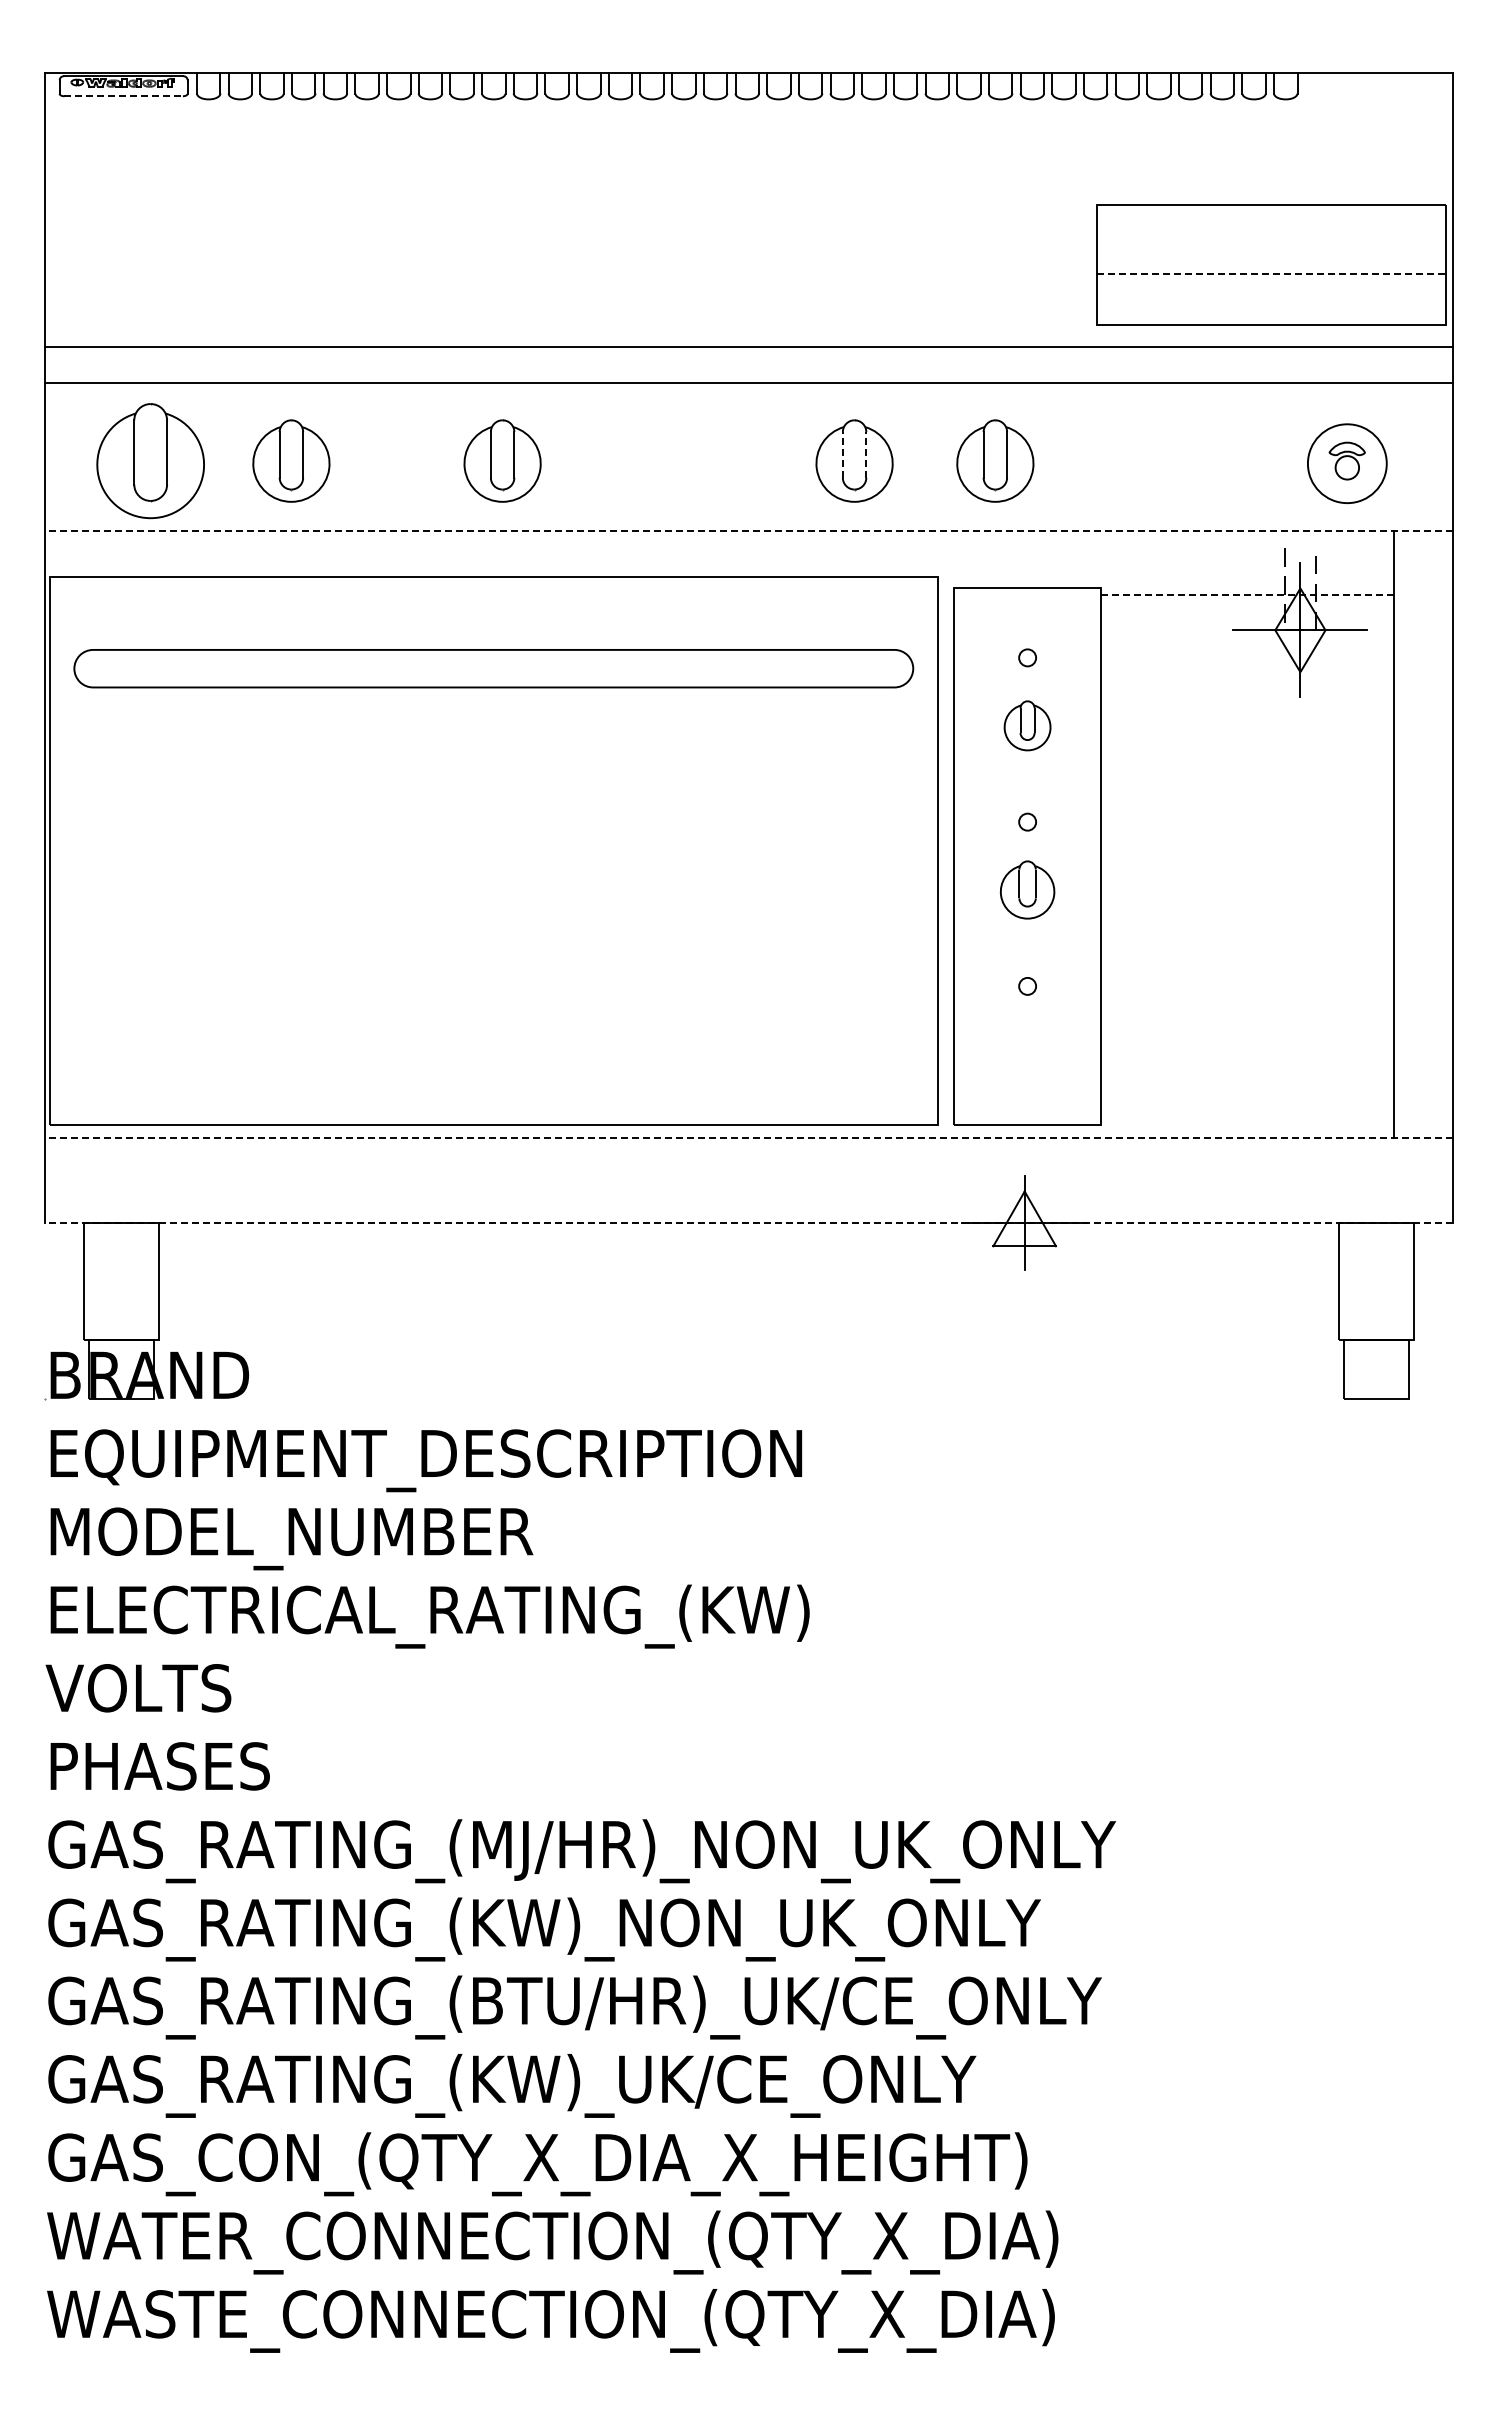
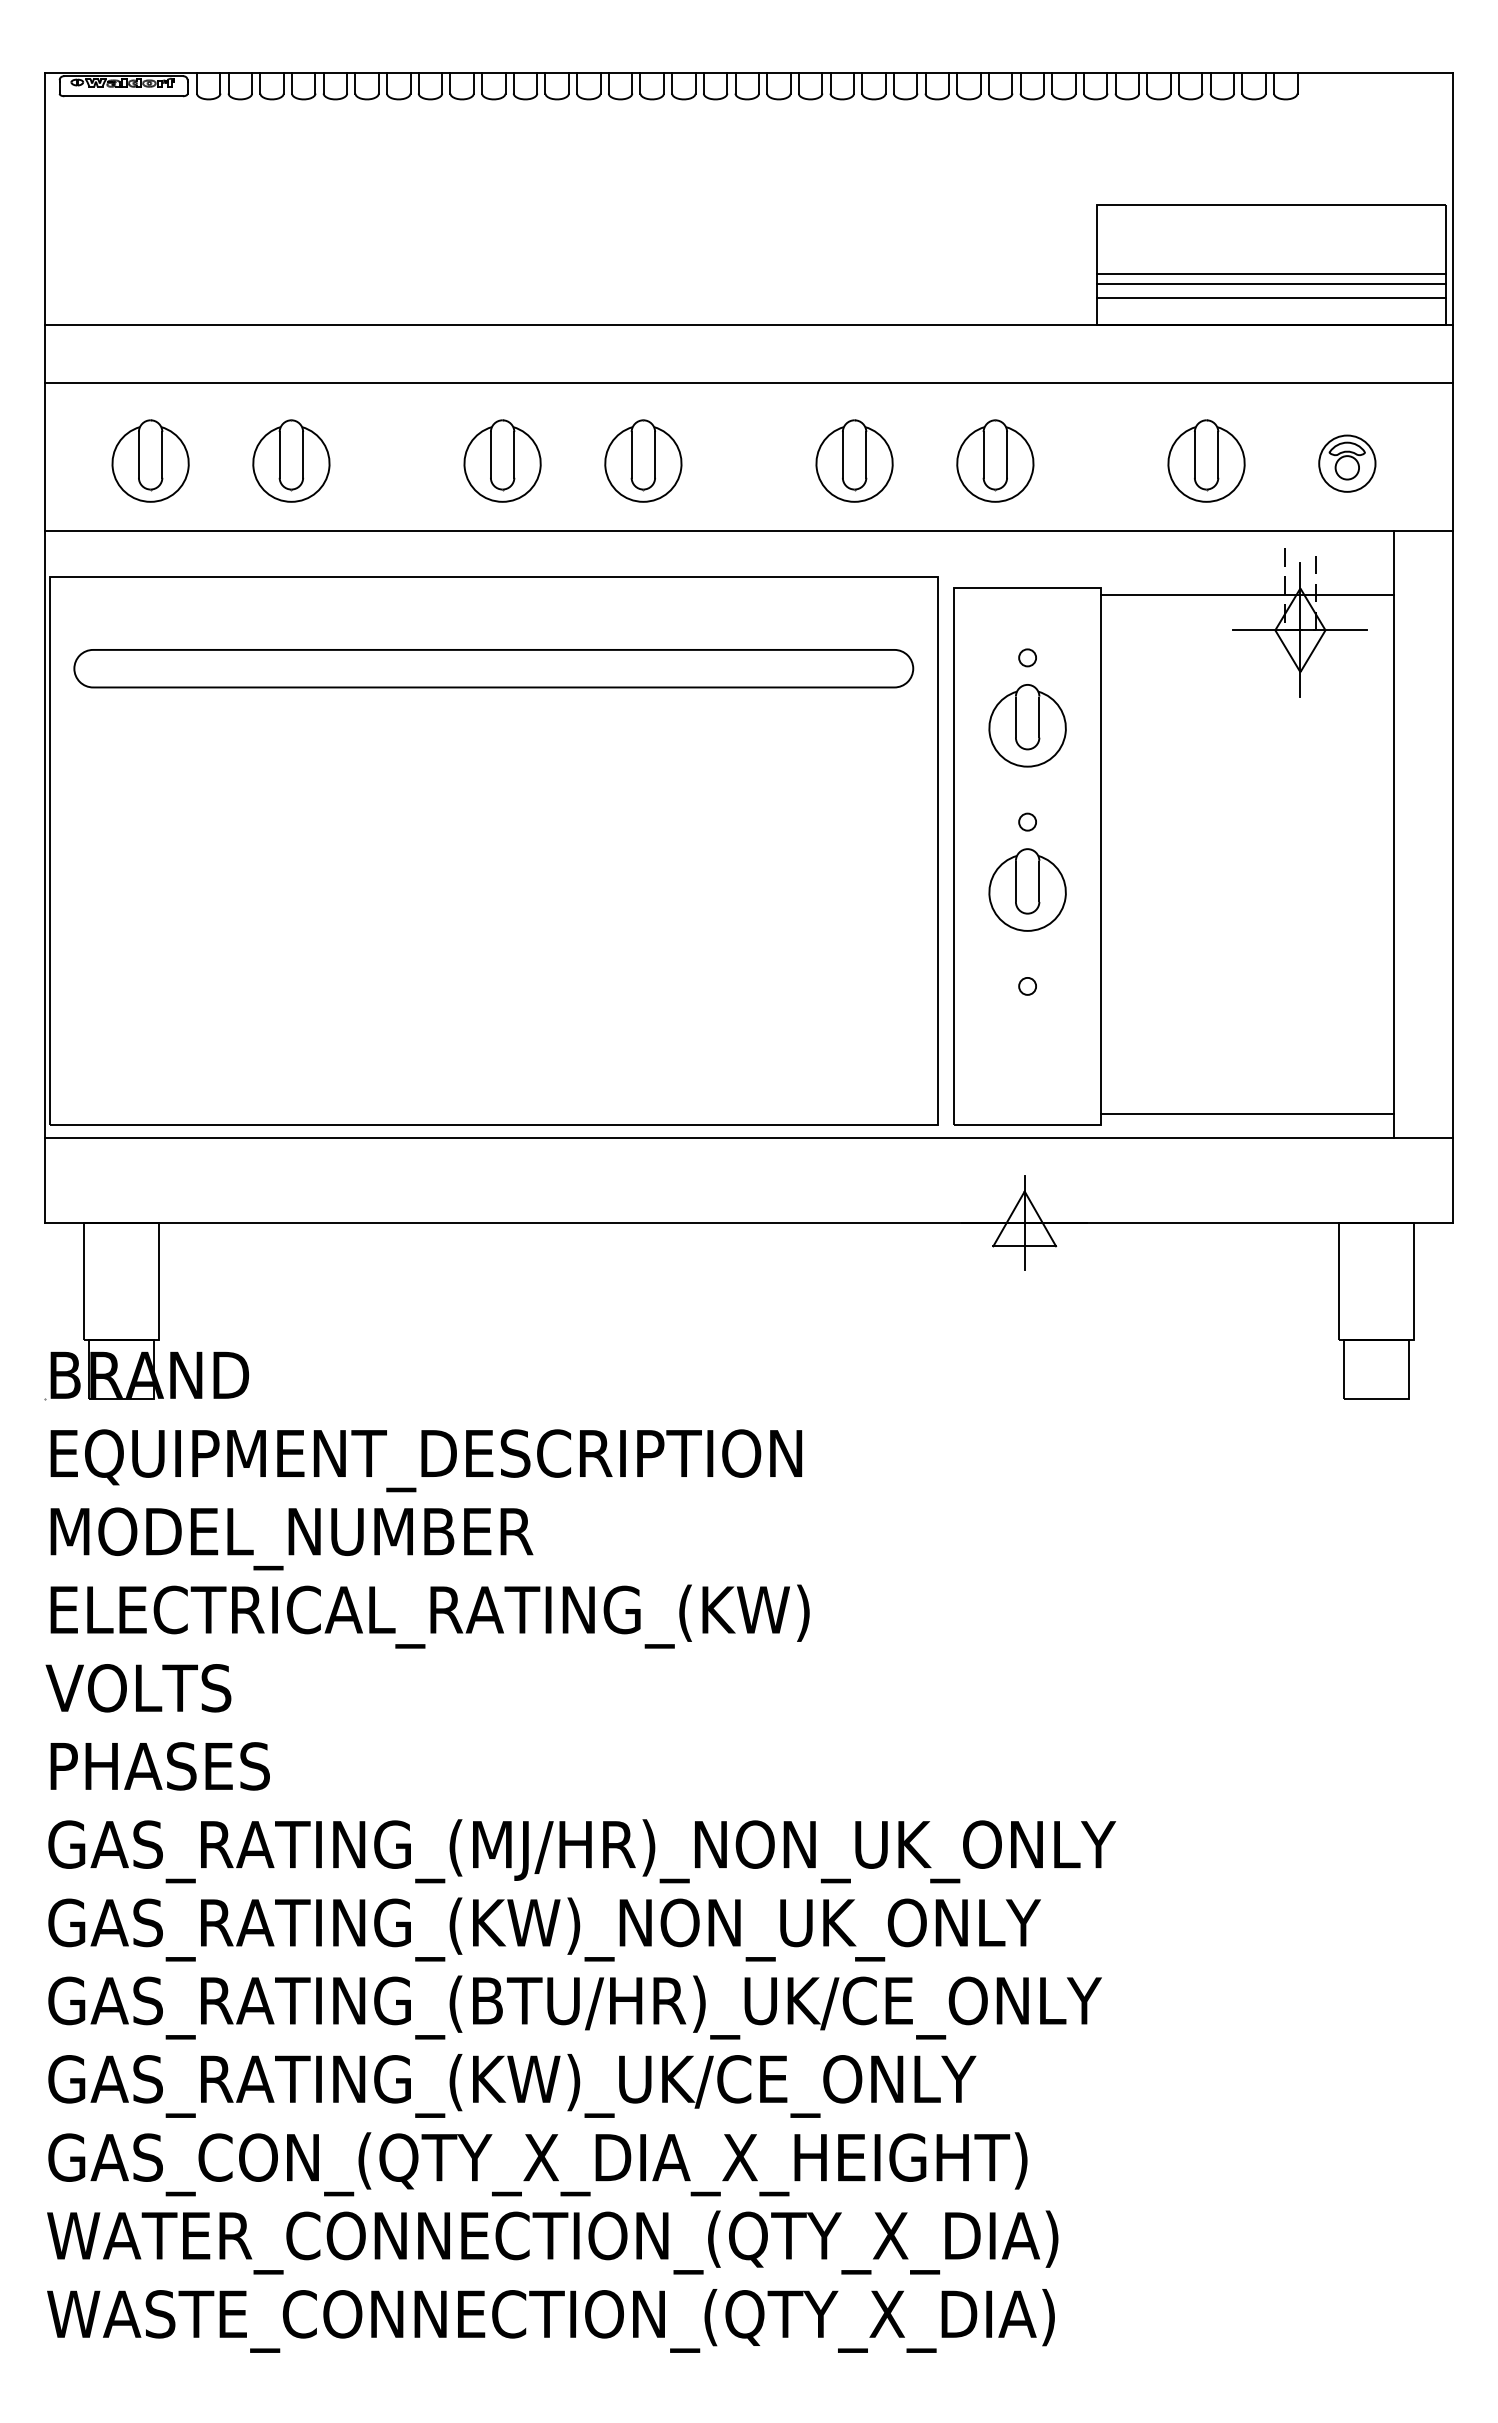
line: dashed -> solid (124, 96)
line: dashed -> solid (1272, 273)
line: none -> present (1271, 284)
line: none -> present (1271, 297)
line position: (748, 347) -> (748, 325) (748, 325)
line: dashed -> solid (842, 454)
line: dashed -> solid (866, 454)
part: none -> present (643, 460)
part: none -> present (1206, 460)
part size: 109x117 px -> 79x84 px (150, 460)
circle diameter: 79 px -> 56 px (1347, 463)
line: dashed -> solid (749, 530)
line: dashed -> solid (1247, 595)
part size: 49x52 px -> 79x84 px (1027, 725)
part size: 56x60 px -> 79x84 px (1027, 889)
line: none -> present (1247, 1114)
line: dashed -> solid (749, 1137)
line: dashed -> solid (749, 1222)
